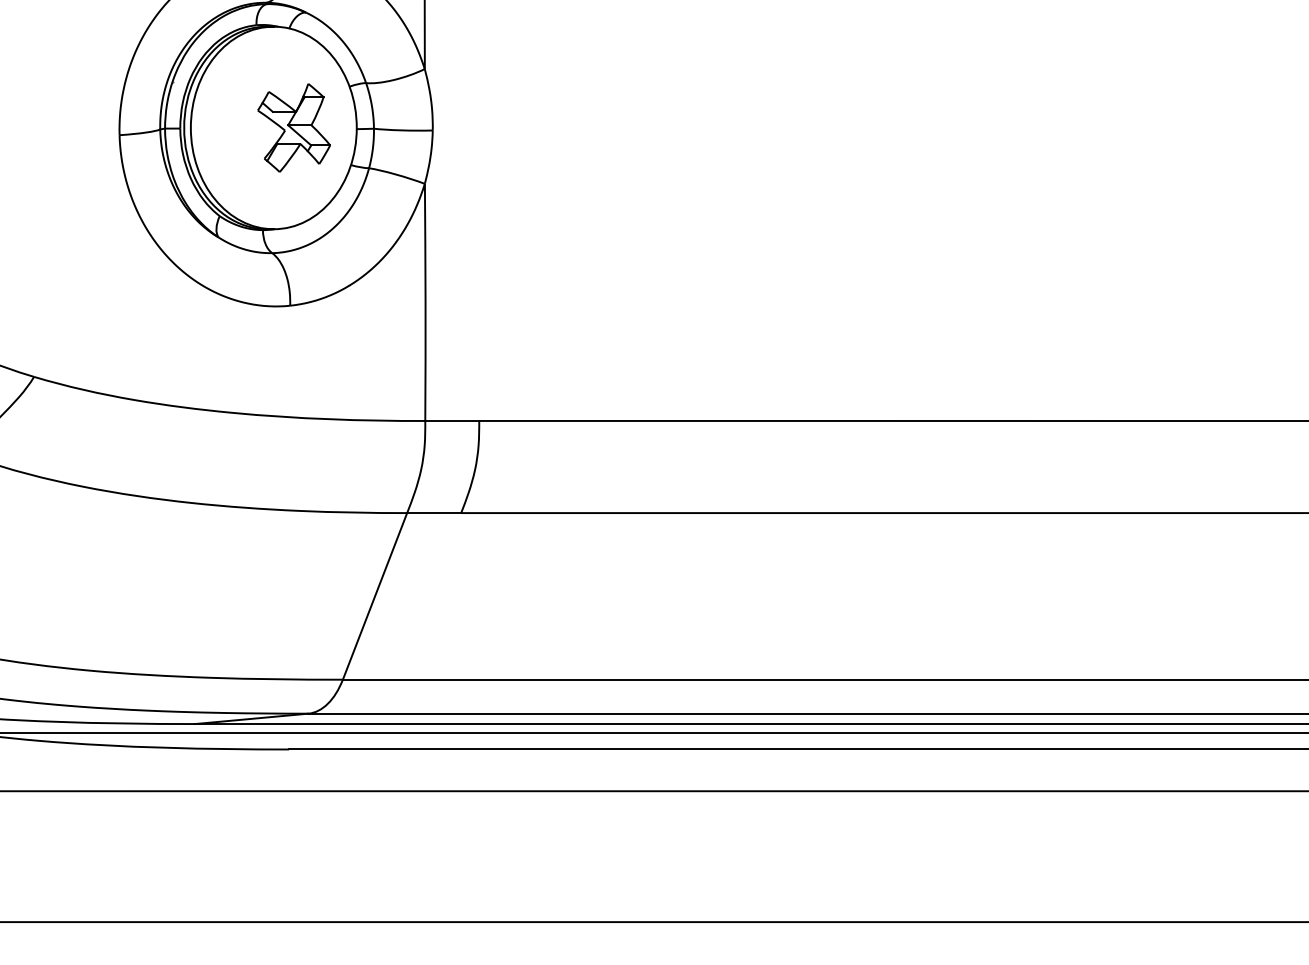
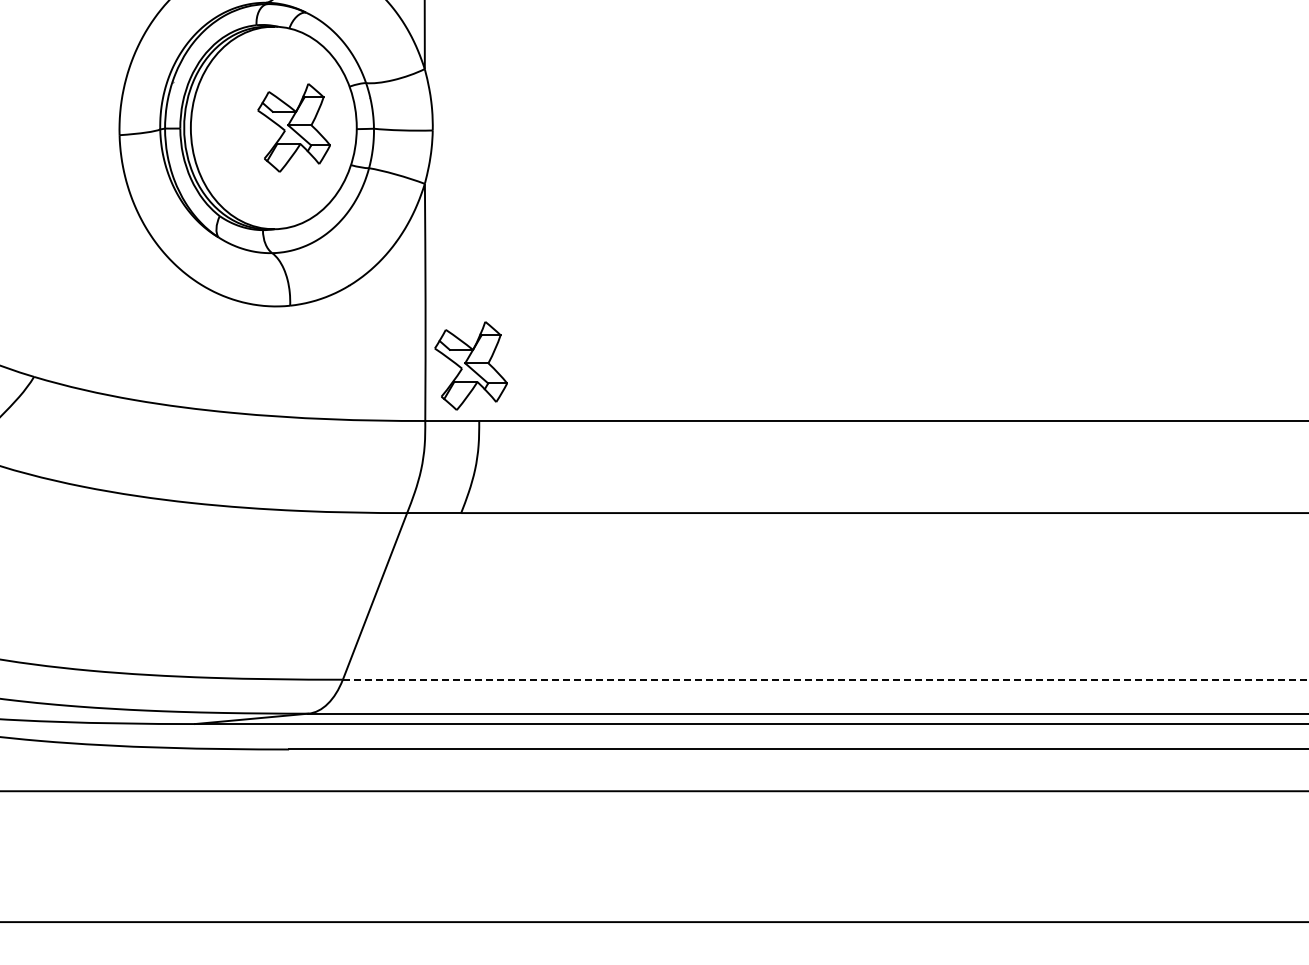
part: none -> present (470, 365)
line: solid -> dashed (825, 679)
line: present -> none (653, 733)
